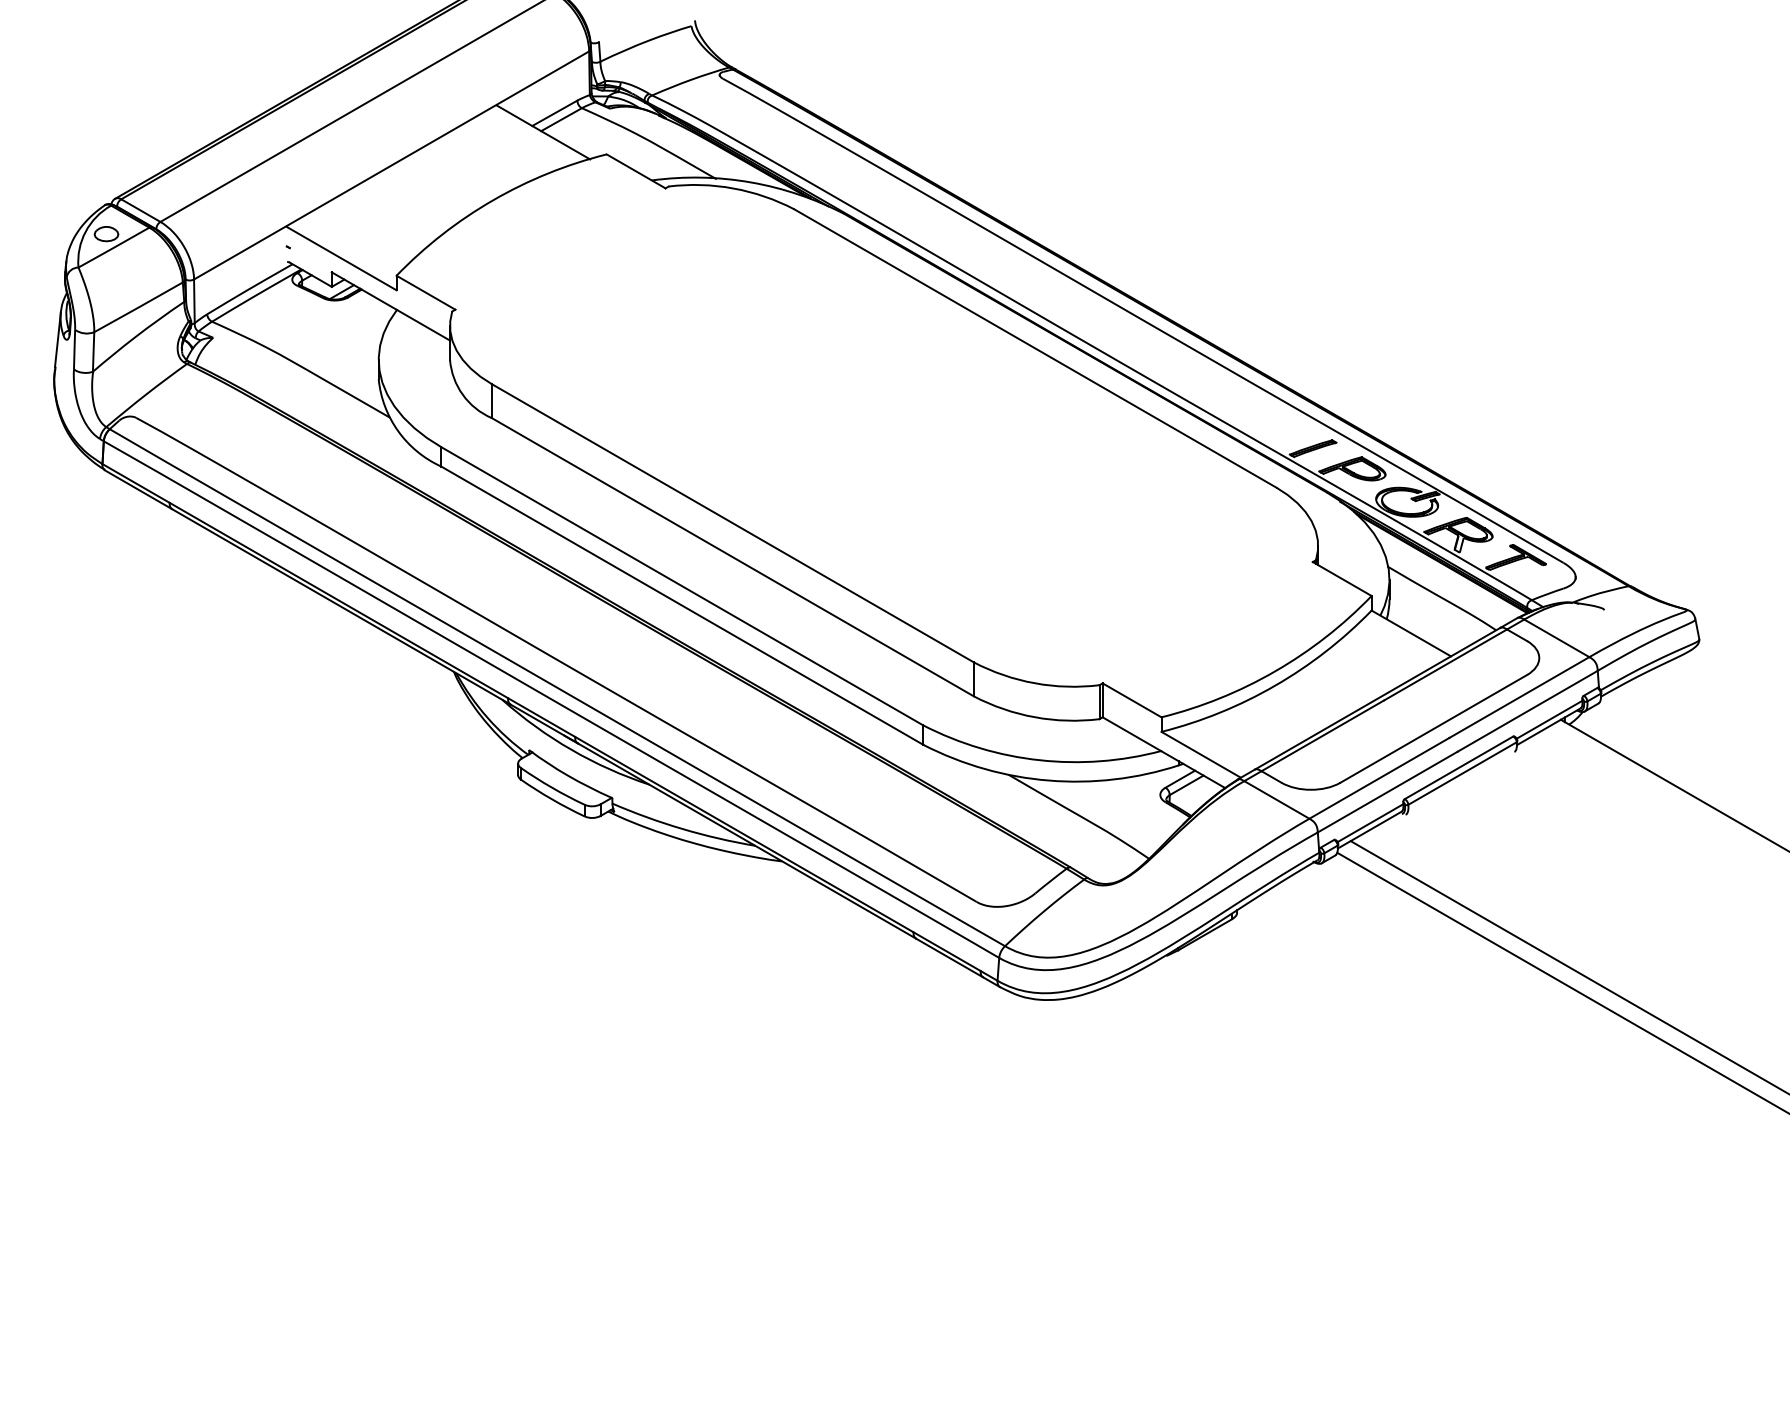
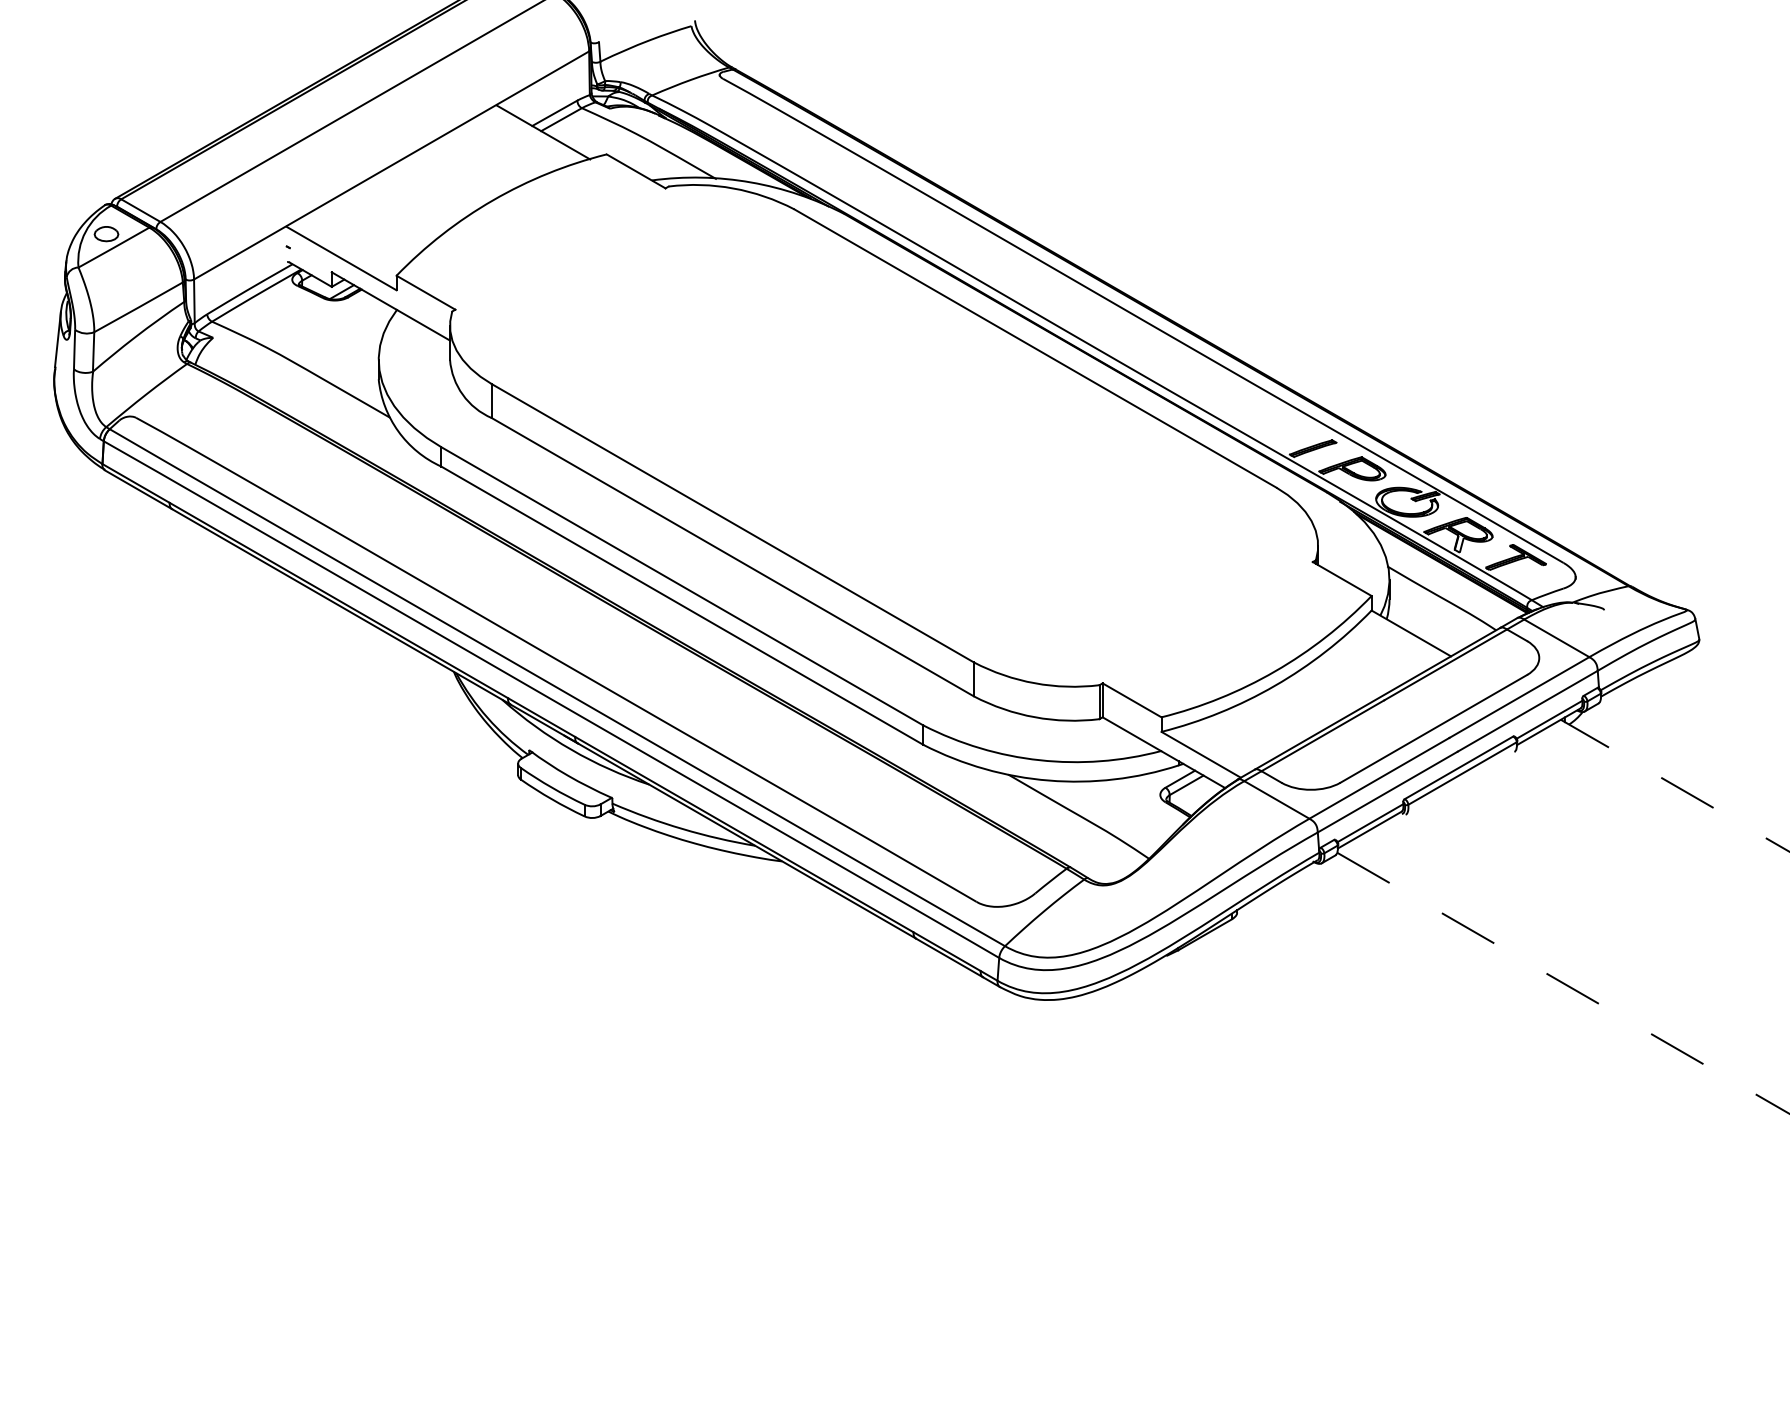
line: solid -> dashed (1675, 785)
line: present -> none (1568, 966)
line: solid -> dashed (1564, 983)
